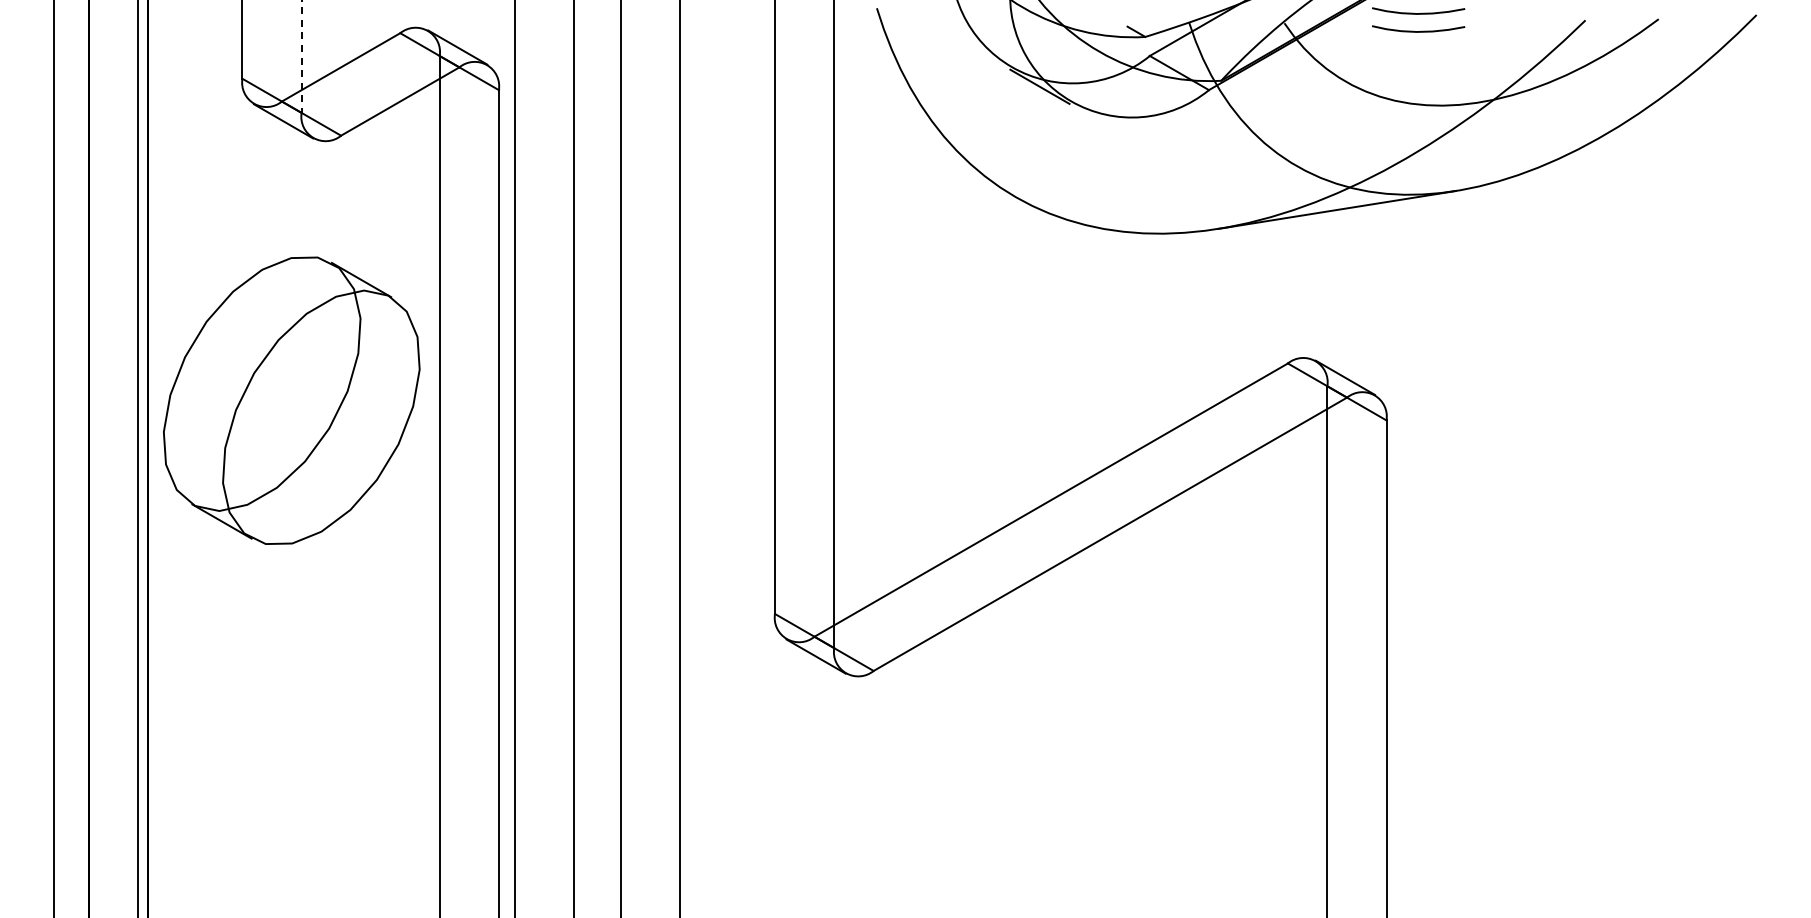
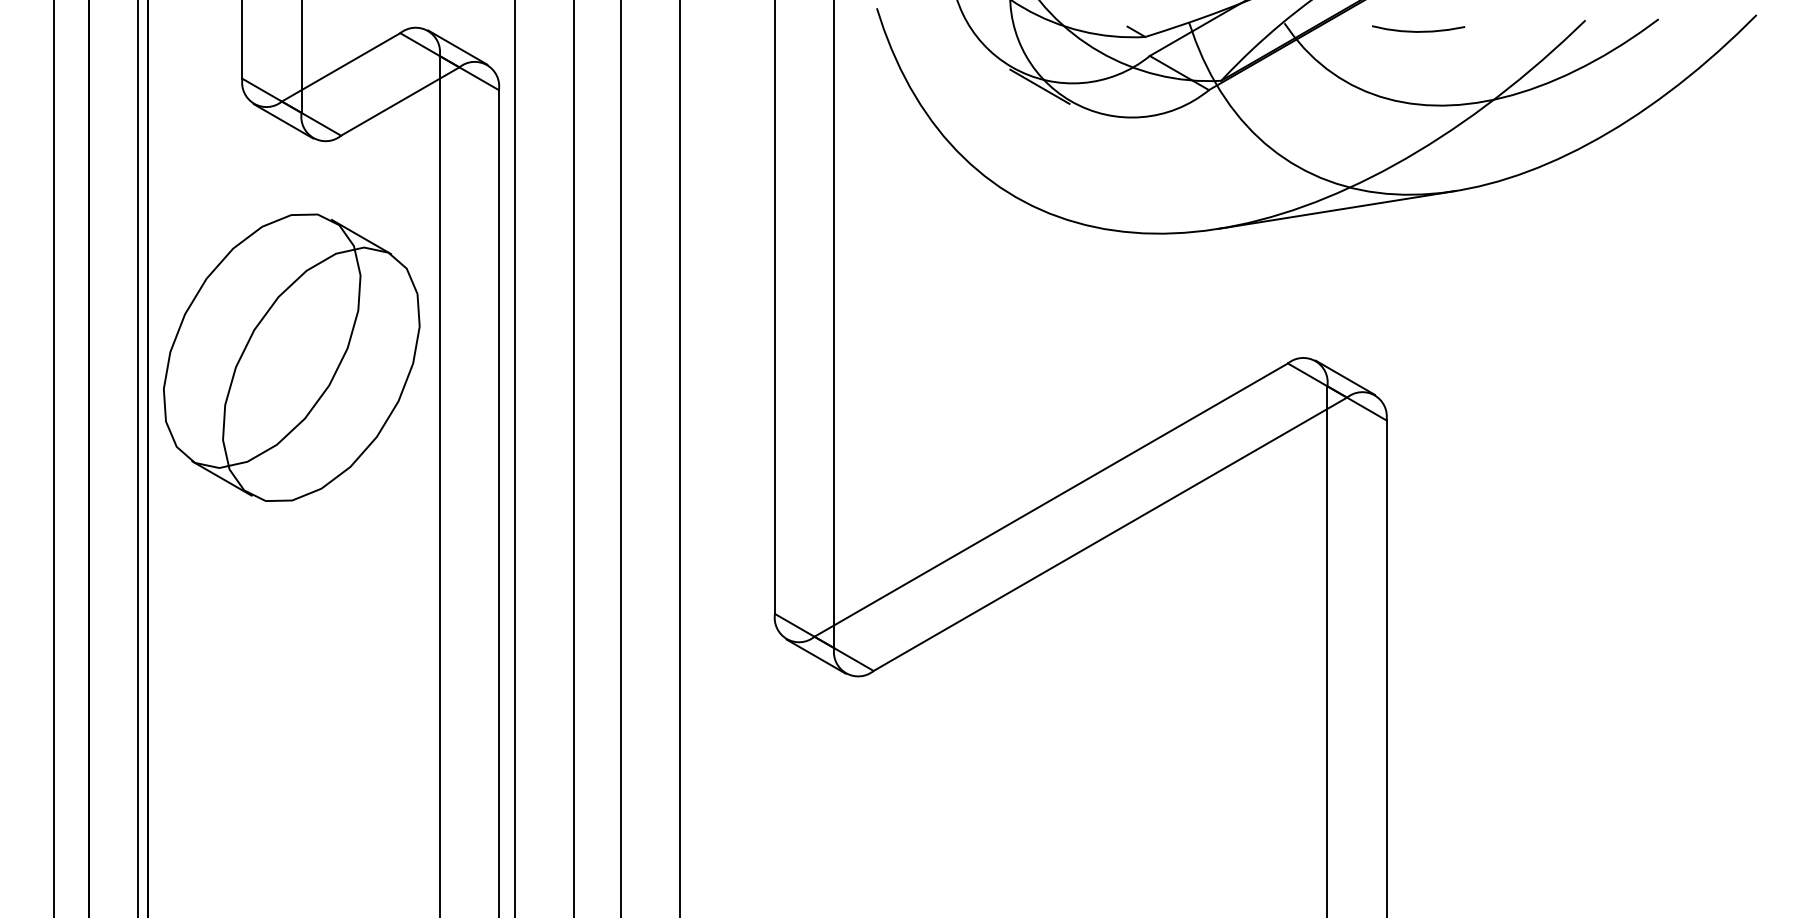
curve: present -> none (1418, 13)
line: dashed -> solid (301, 56)
part position: (291, 400) -> (291, 357) (291, 357)
